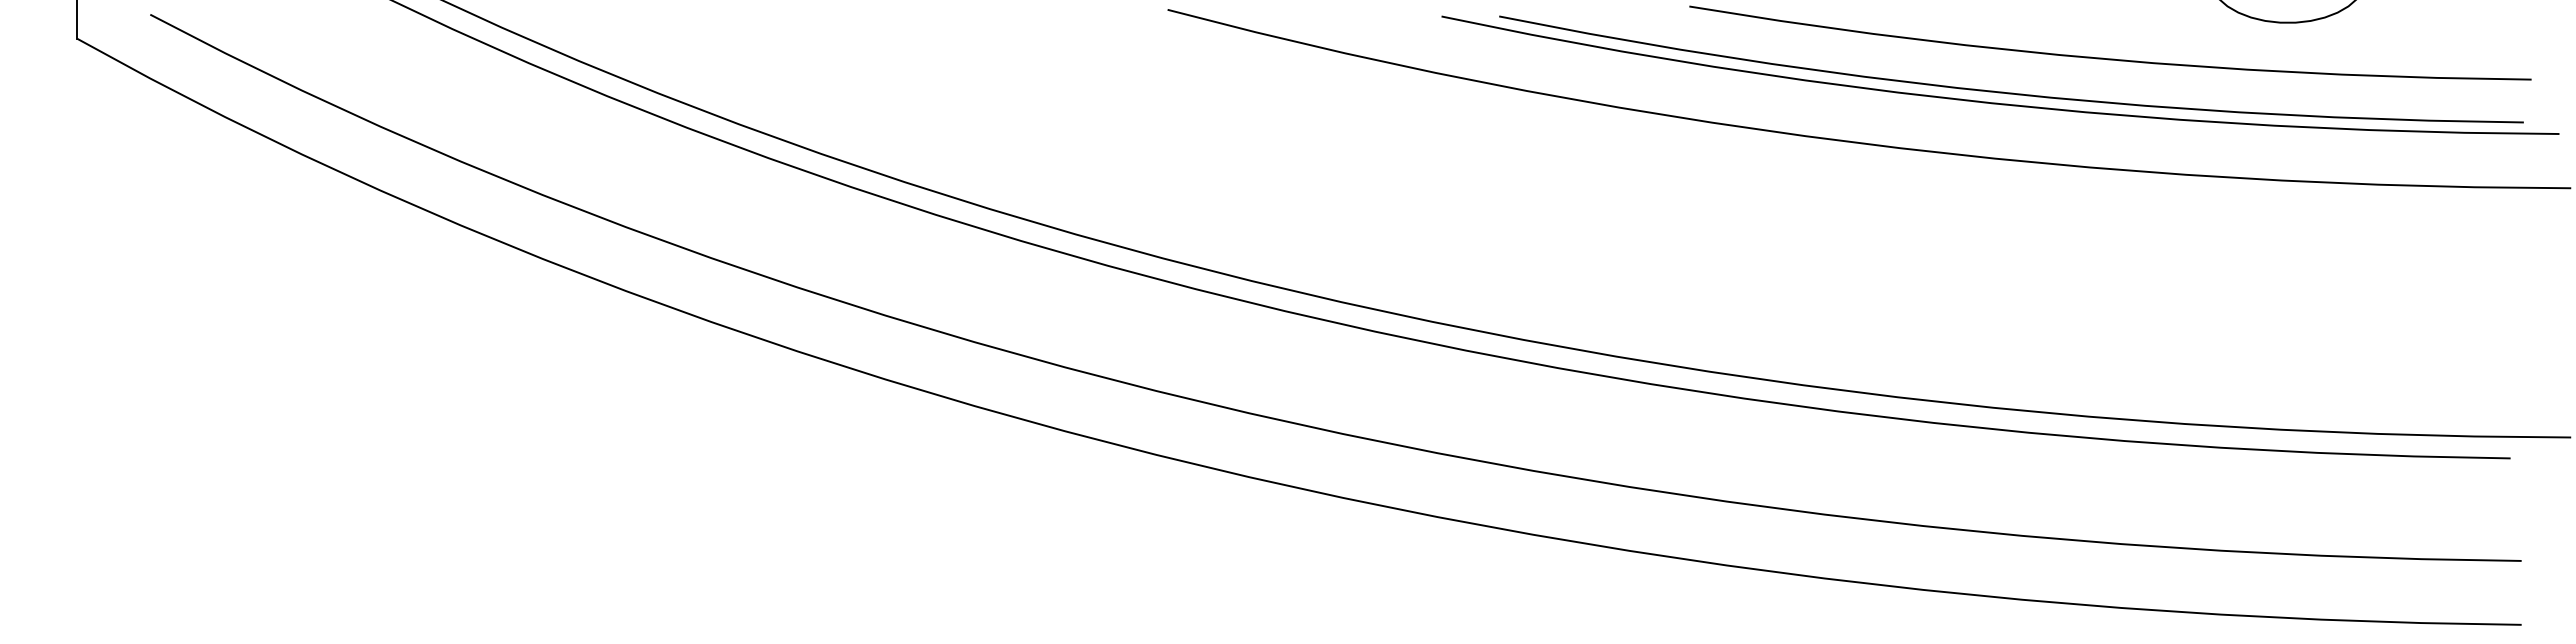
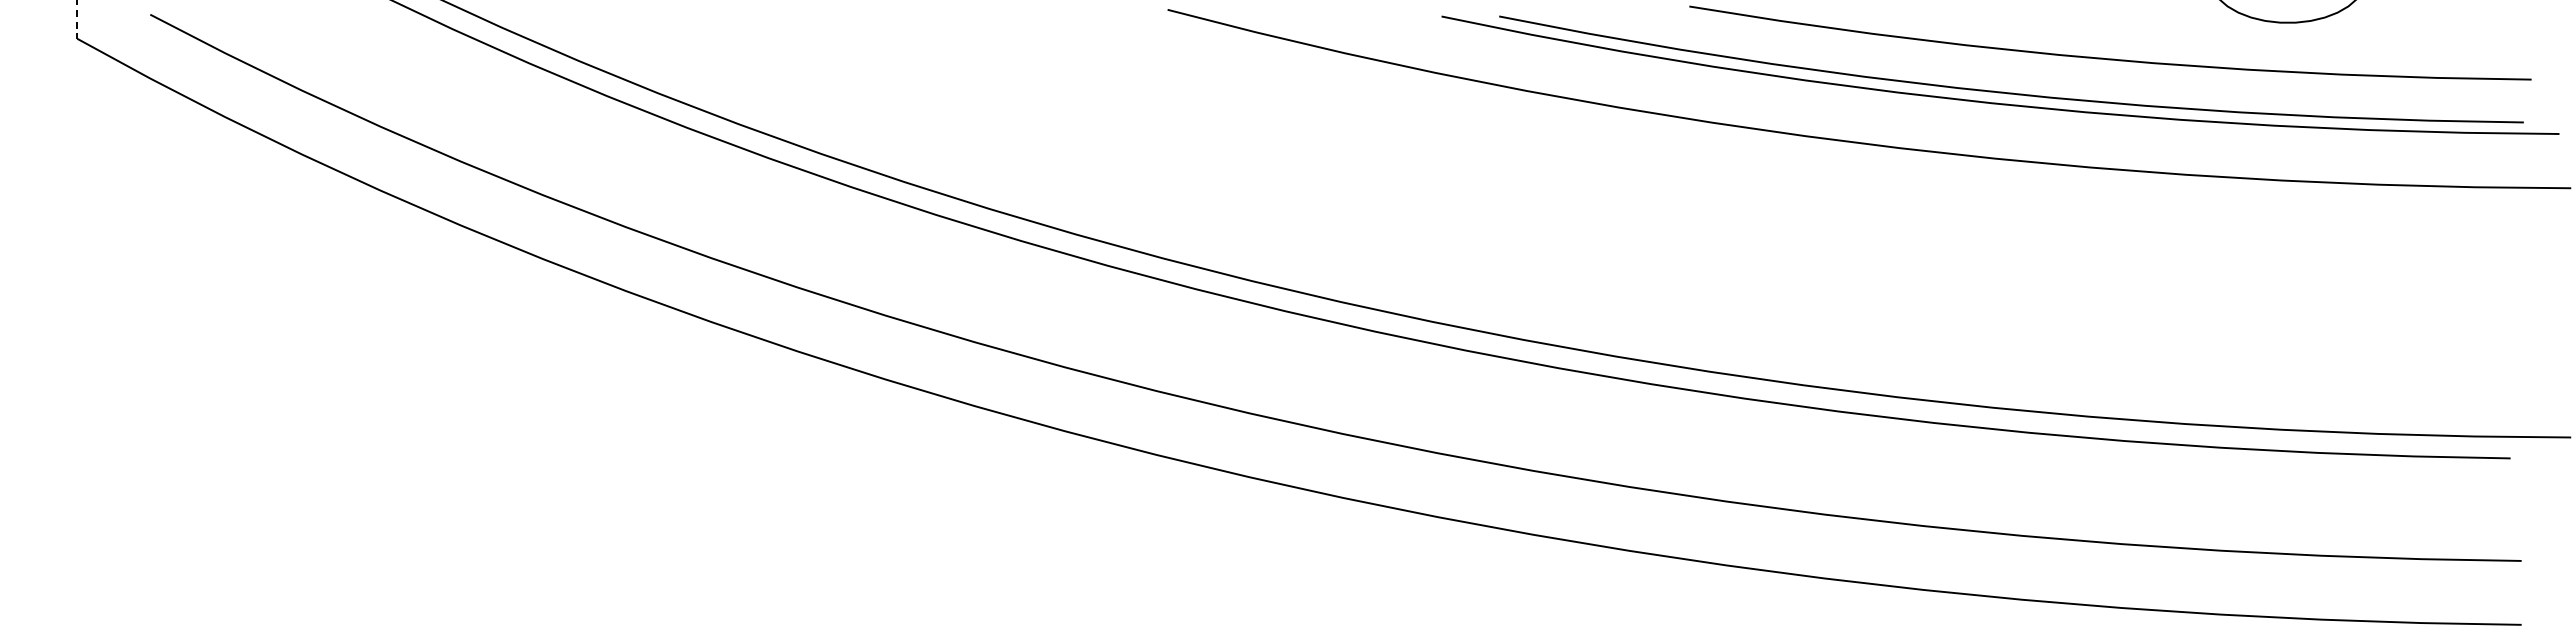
line: solid -> dashed (77, 19)
